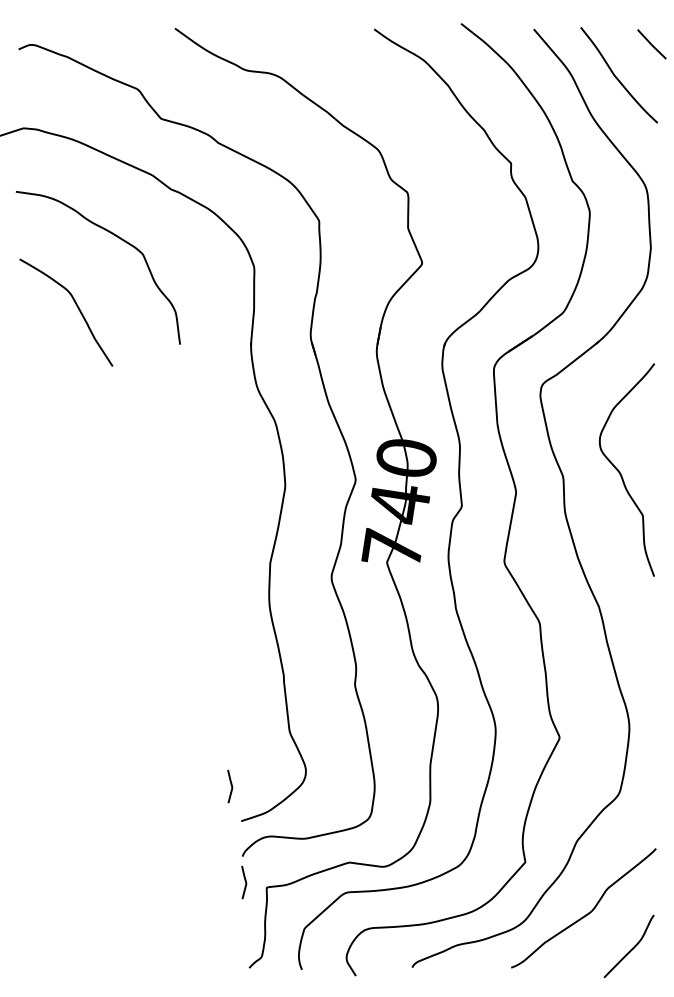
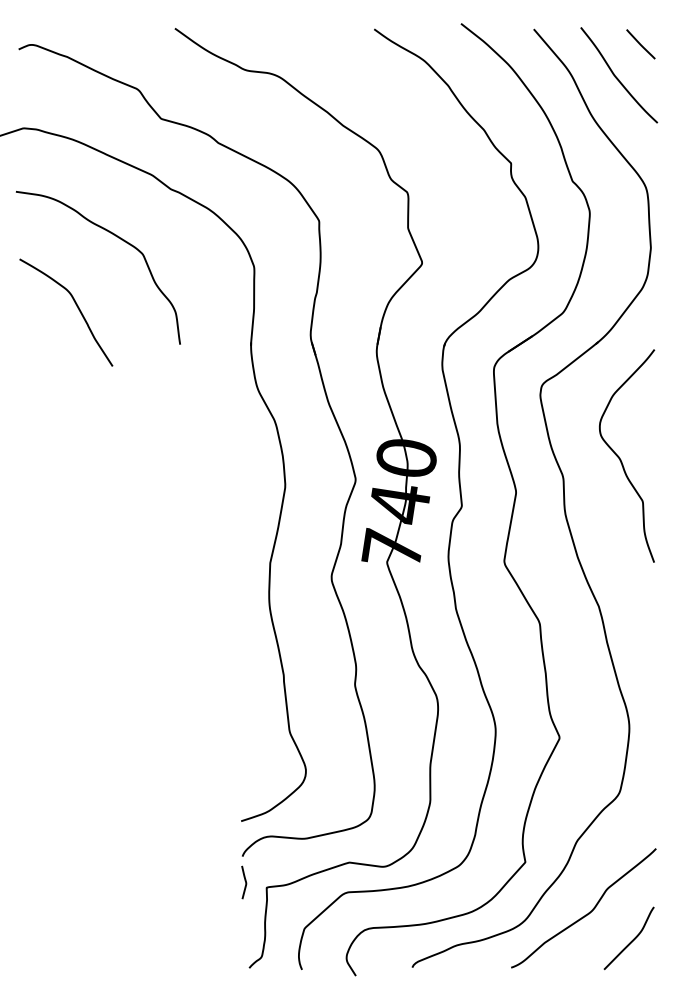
line position: (651, 44) -> (640, 44) (640, 44)
curve position: (621, 473) -> (621, 459) (621, 459)
curve: present -> none (231, 786)
curve position: (631, 948) -> (631, 940) (631, 940)
